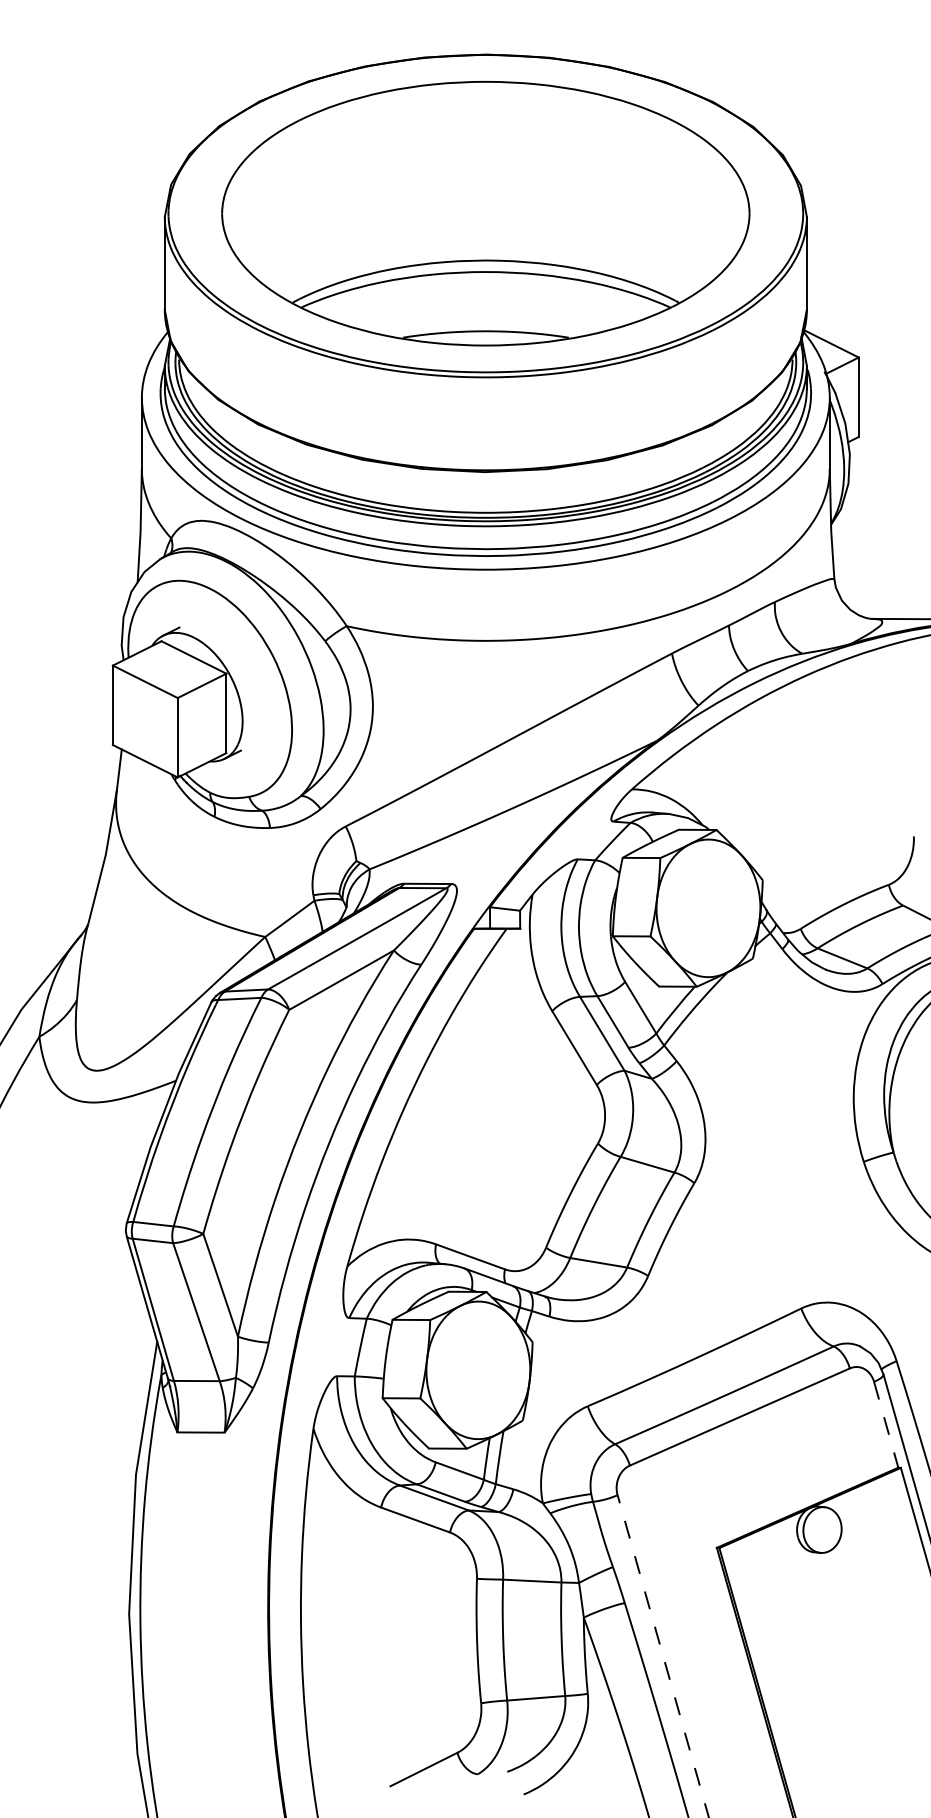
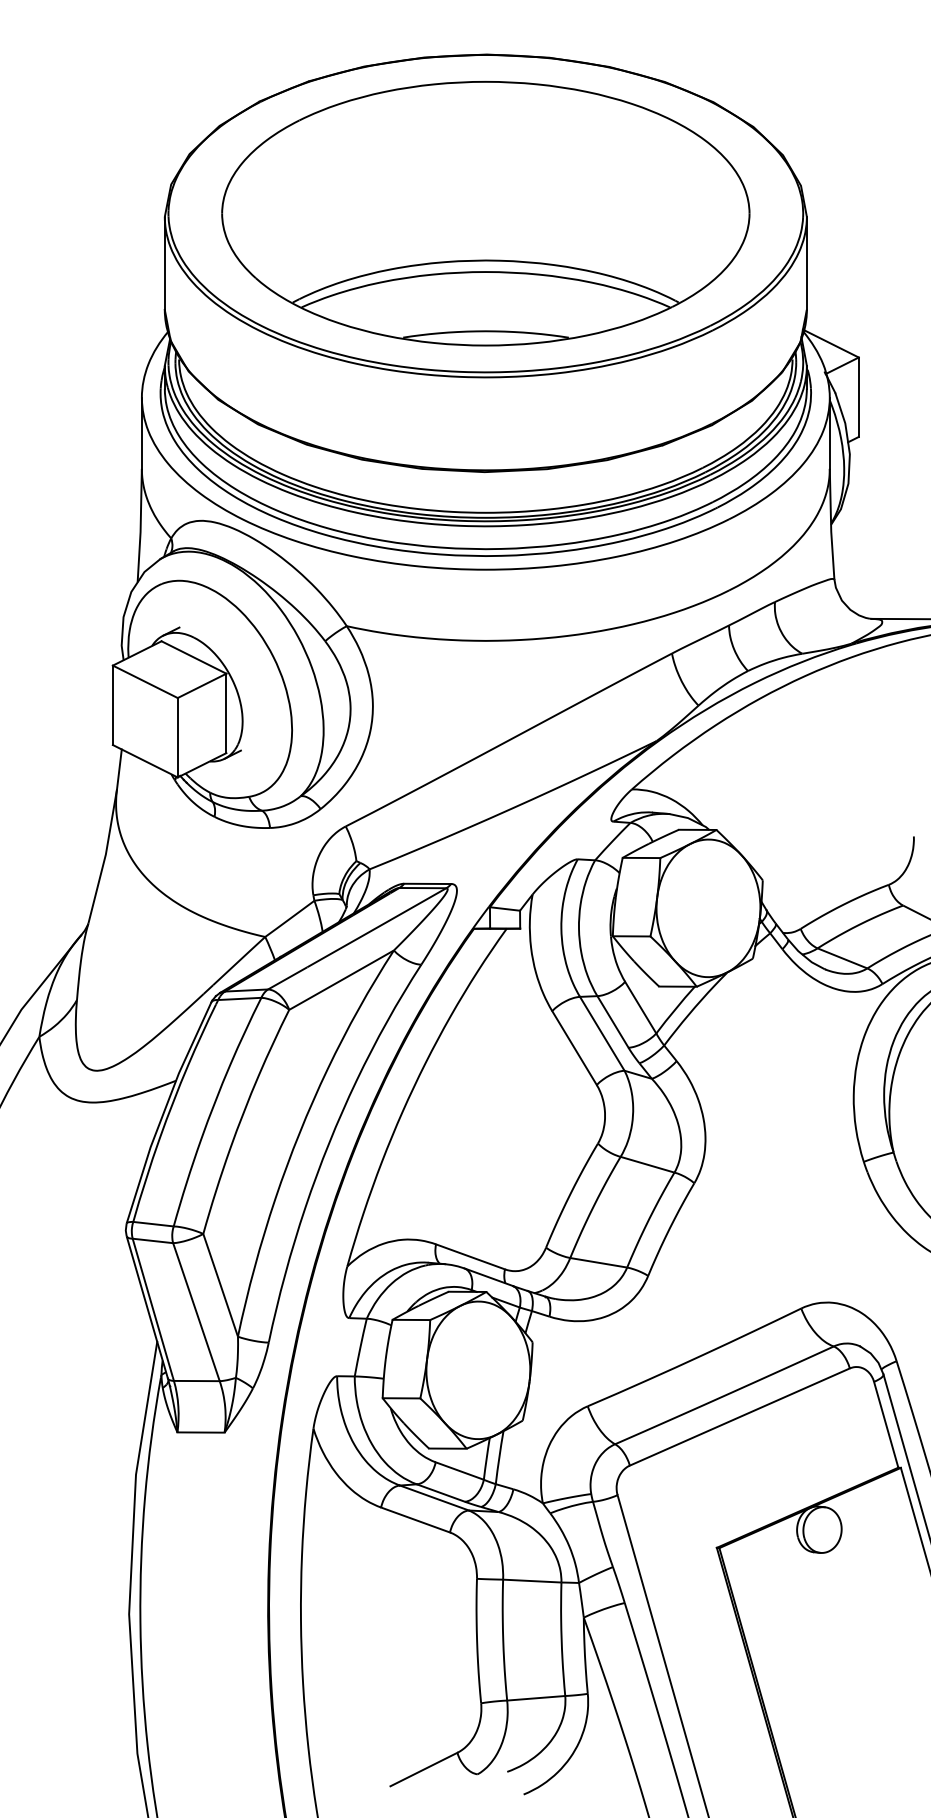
line: dashed -> solid (886, 1424)
line: dashed -> solid (663, 1655)
